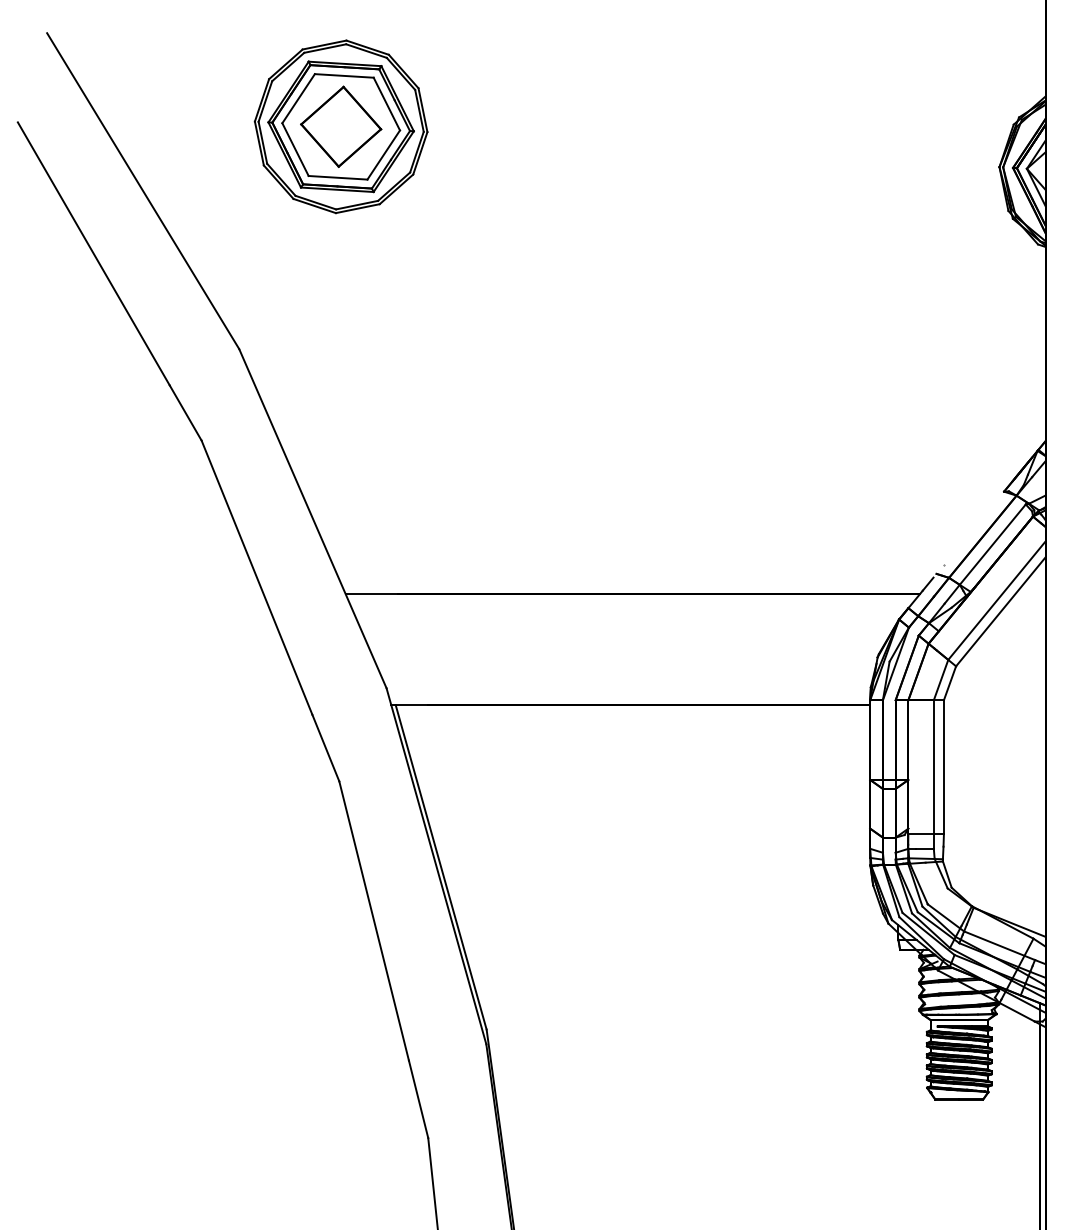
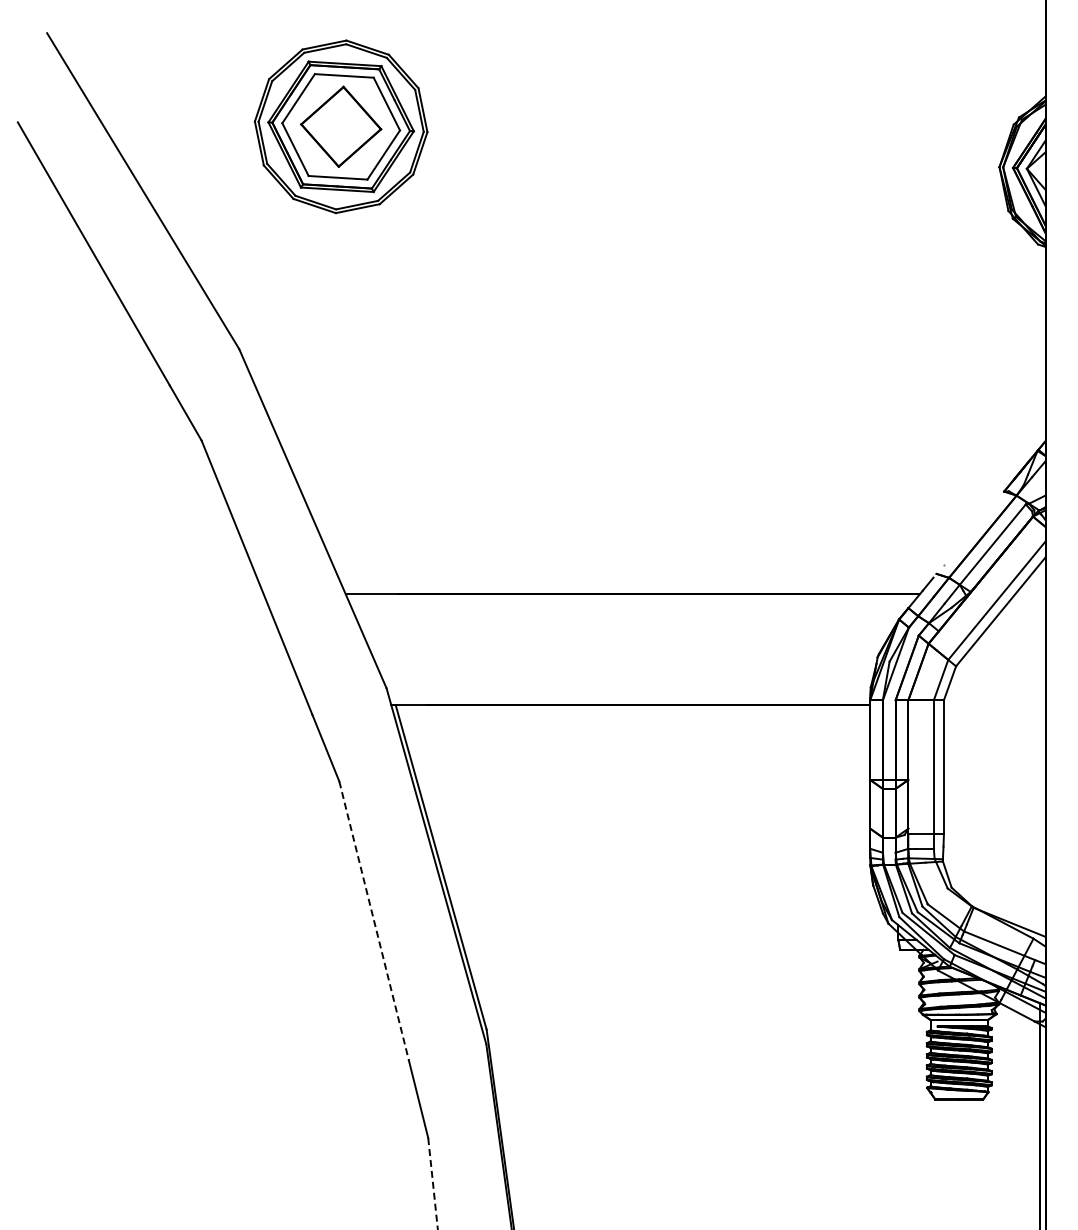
line: solid -> dashed (374, 921)
line: solid -> dashed (433, 1183)
